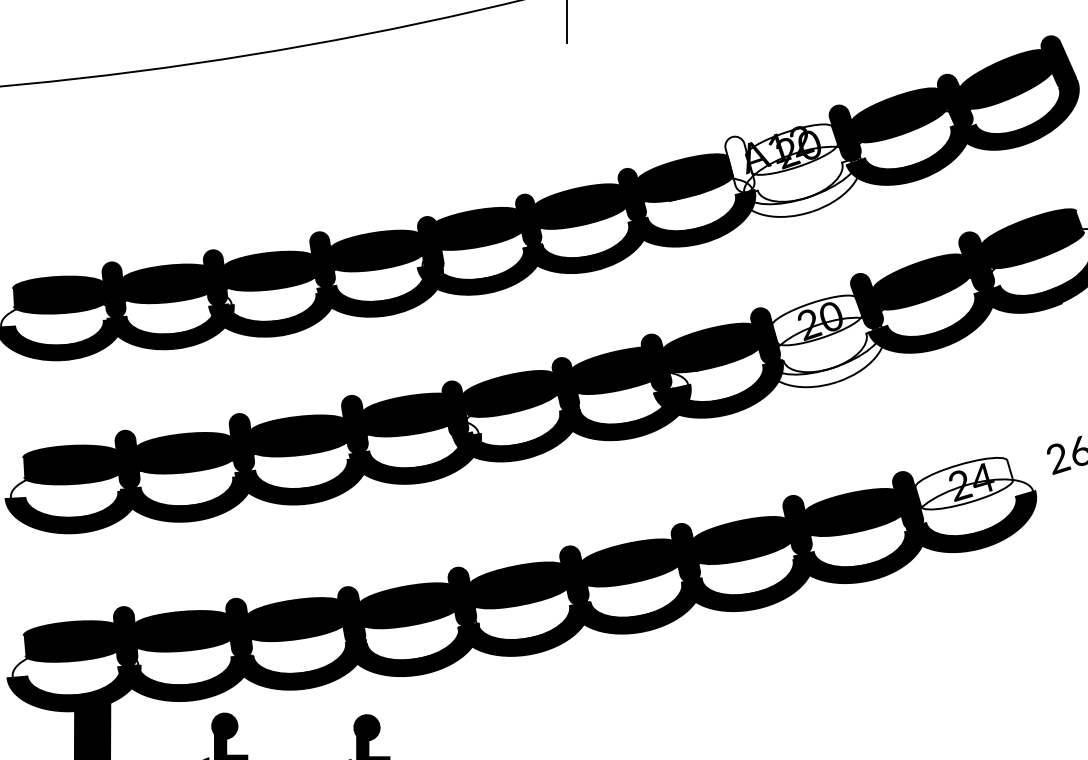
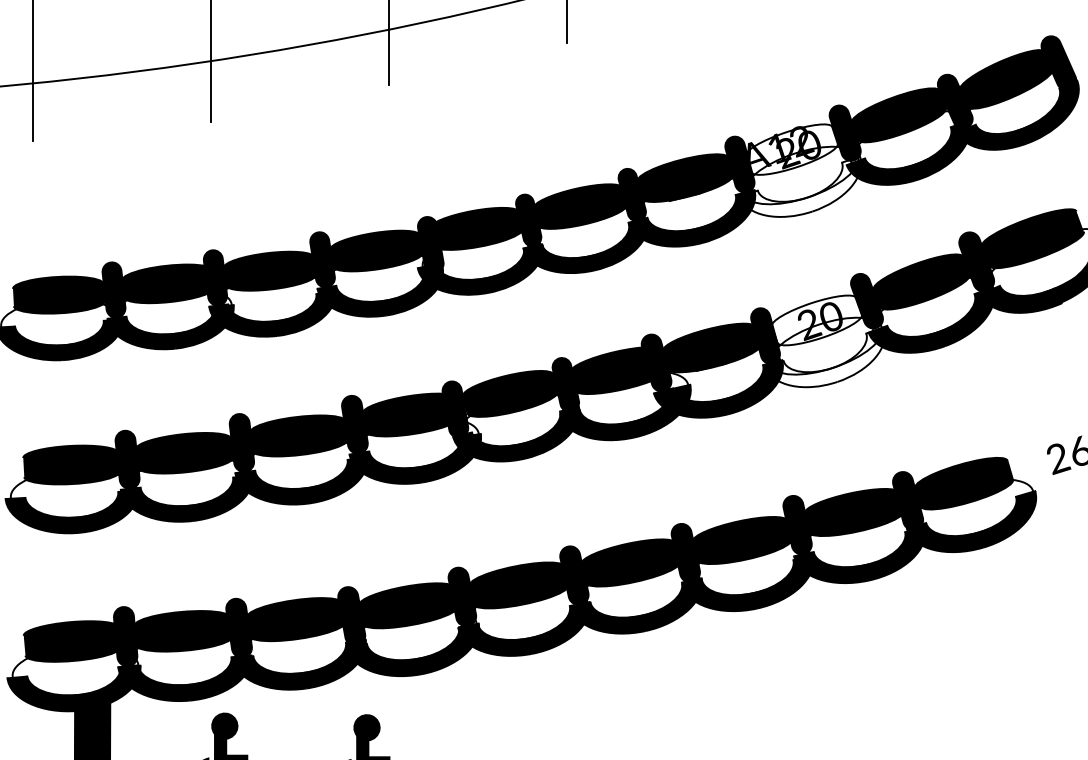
line: none -> present (388, 43)
line: none -> present (210, 62)
line: none -> present (32, 71)
fill: none -> present (739, 164)
fill: none -> present (963, 483)
